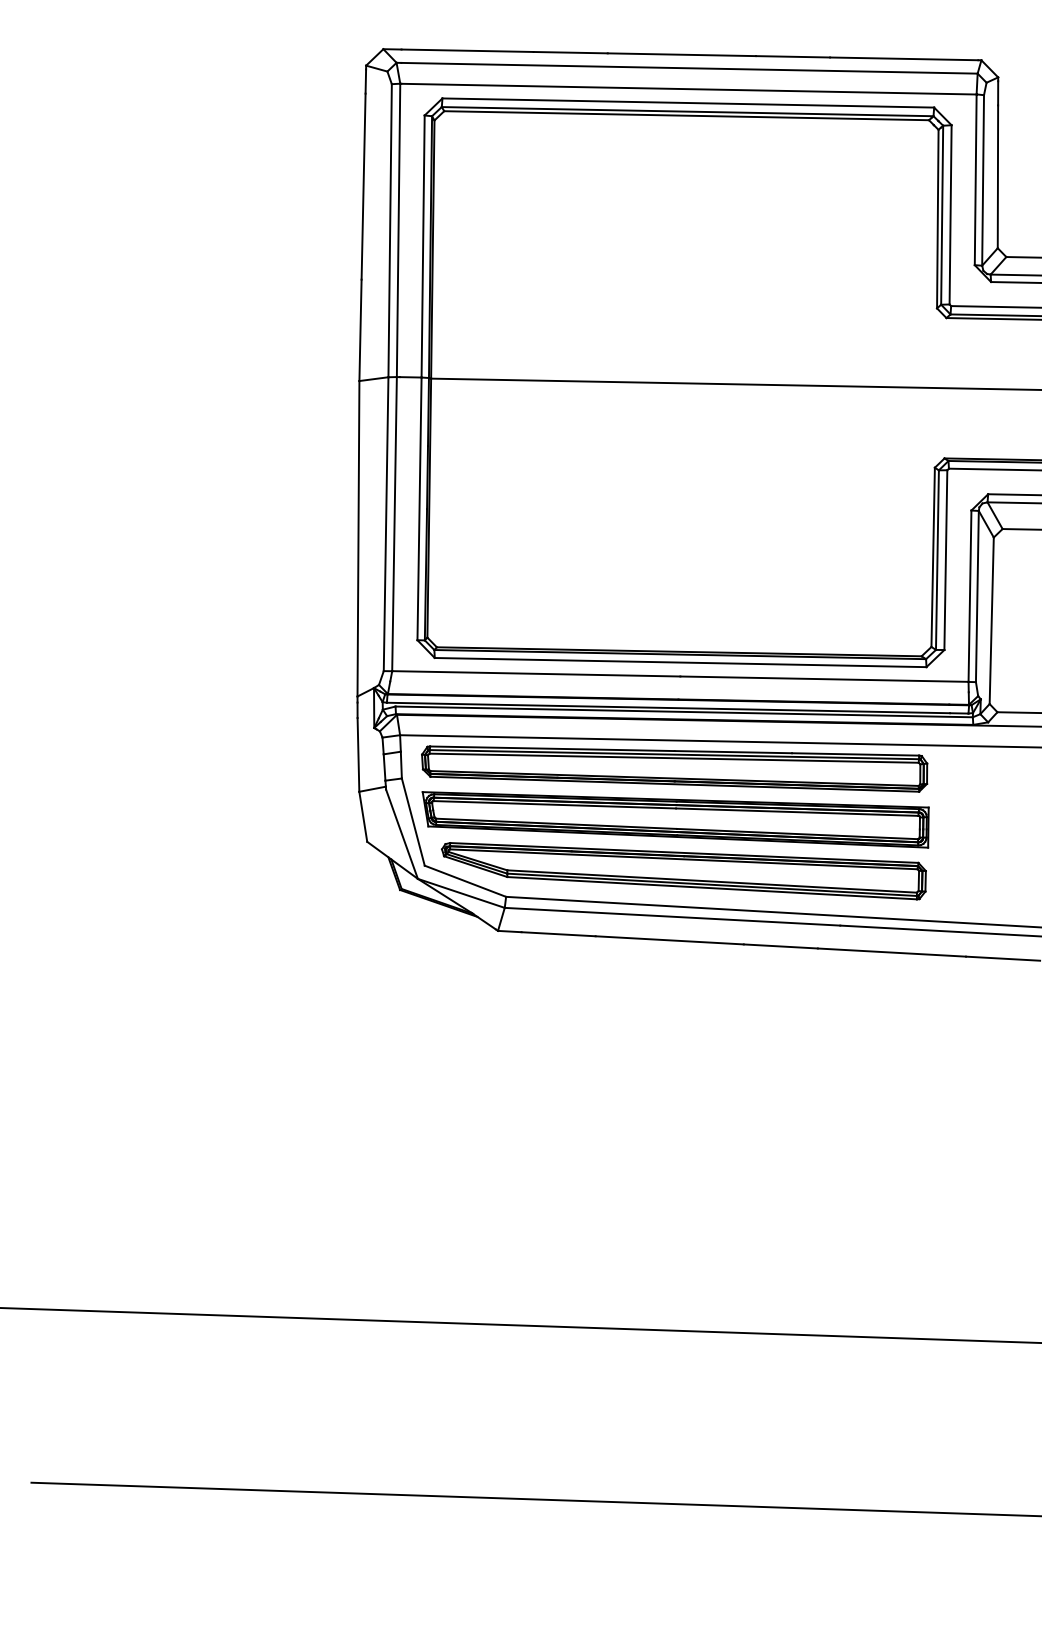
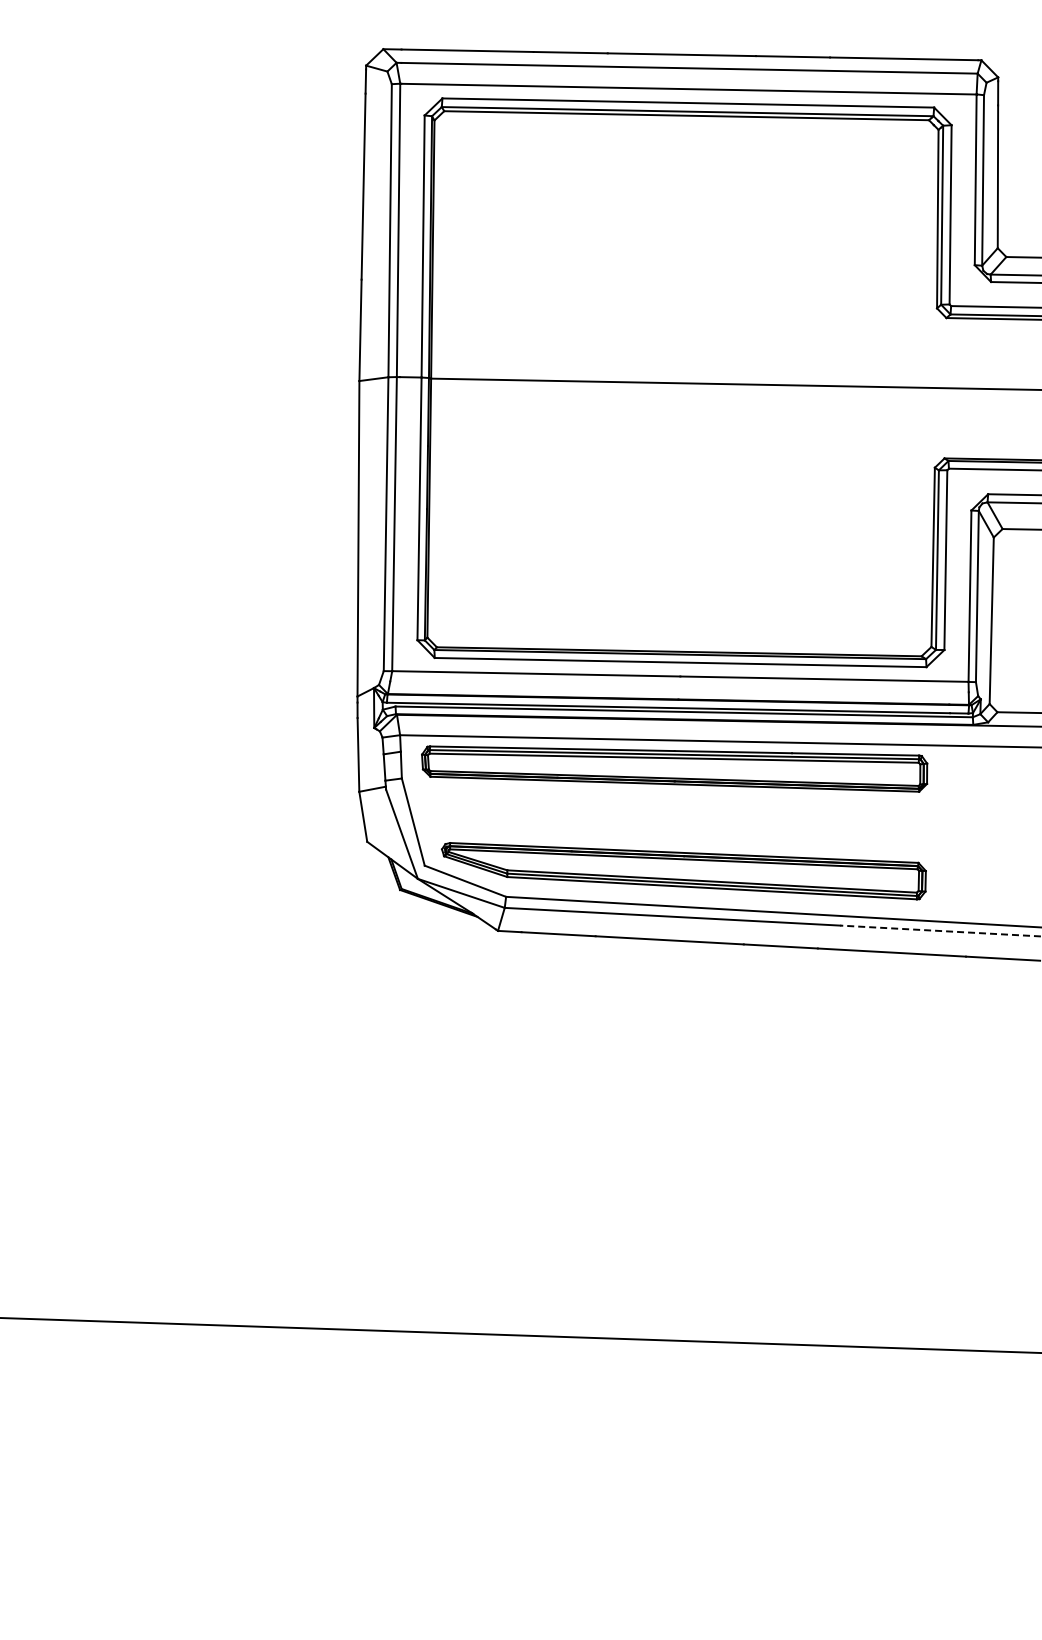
part: present -> none (675, 819)
line: solid -> dashed (941, 931)
line position: (520, 1325) -> (520, 1335) (520, 1335)
line: present -> none (534, 1499)
